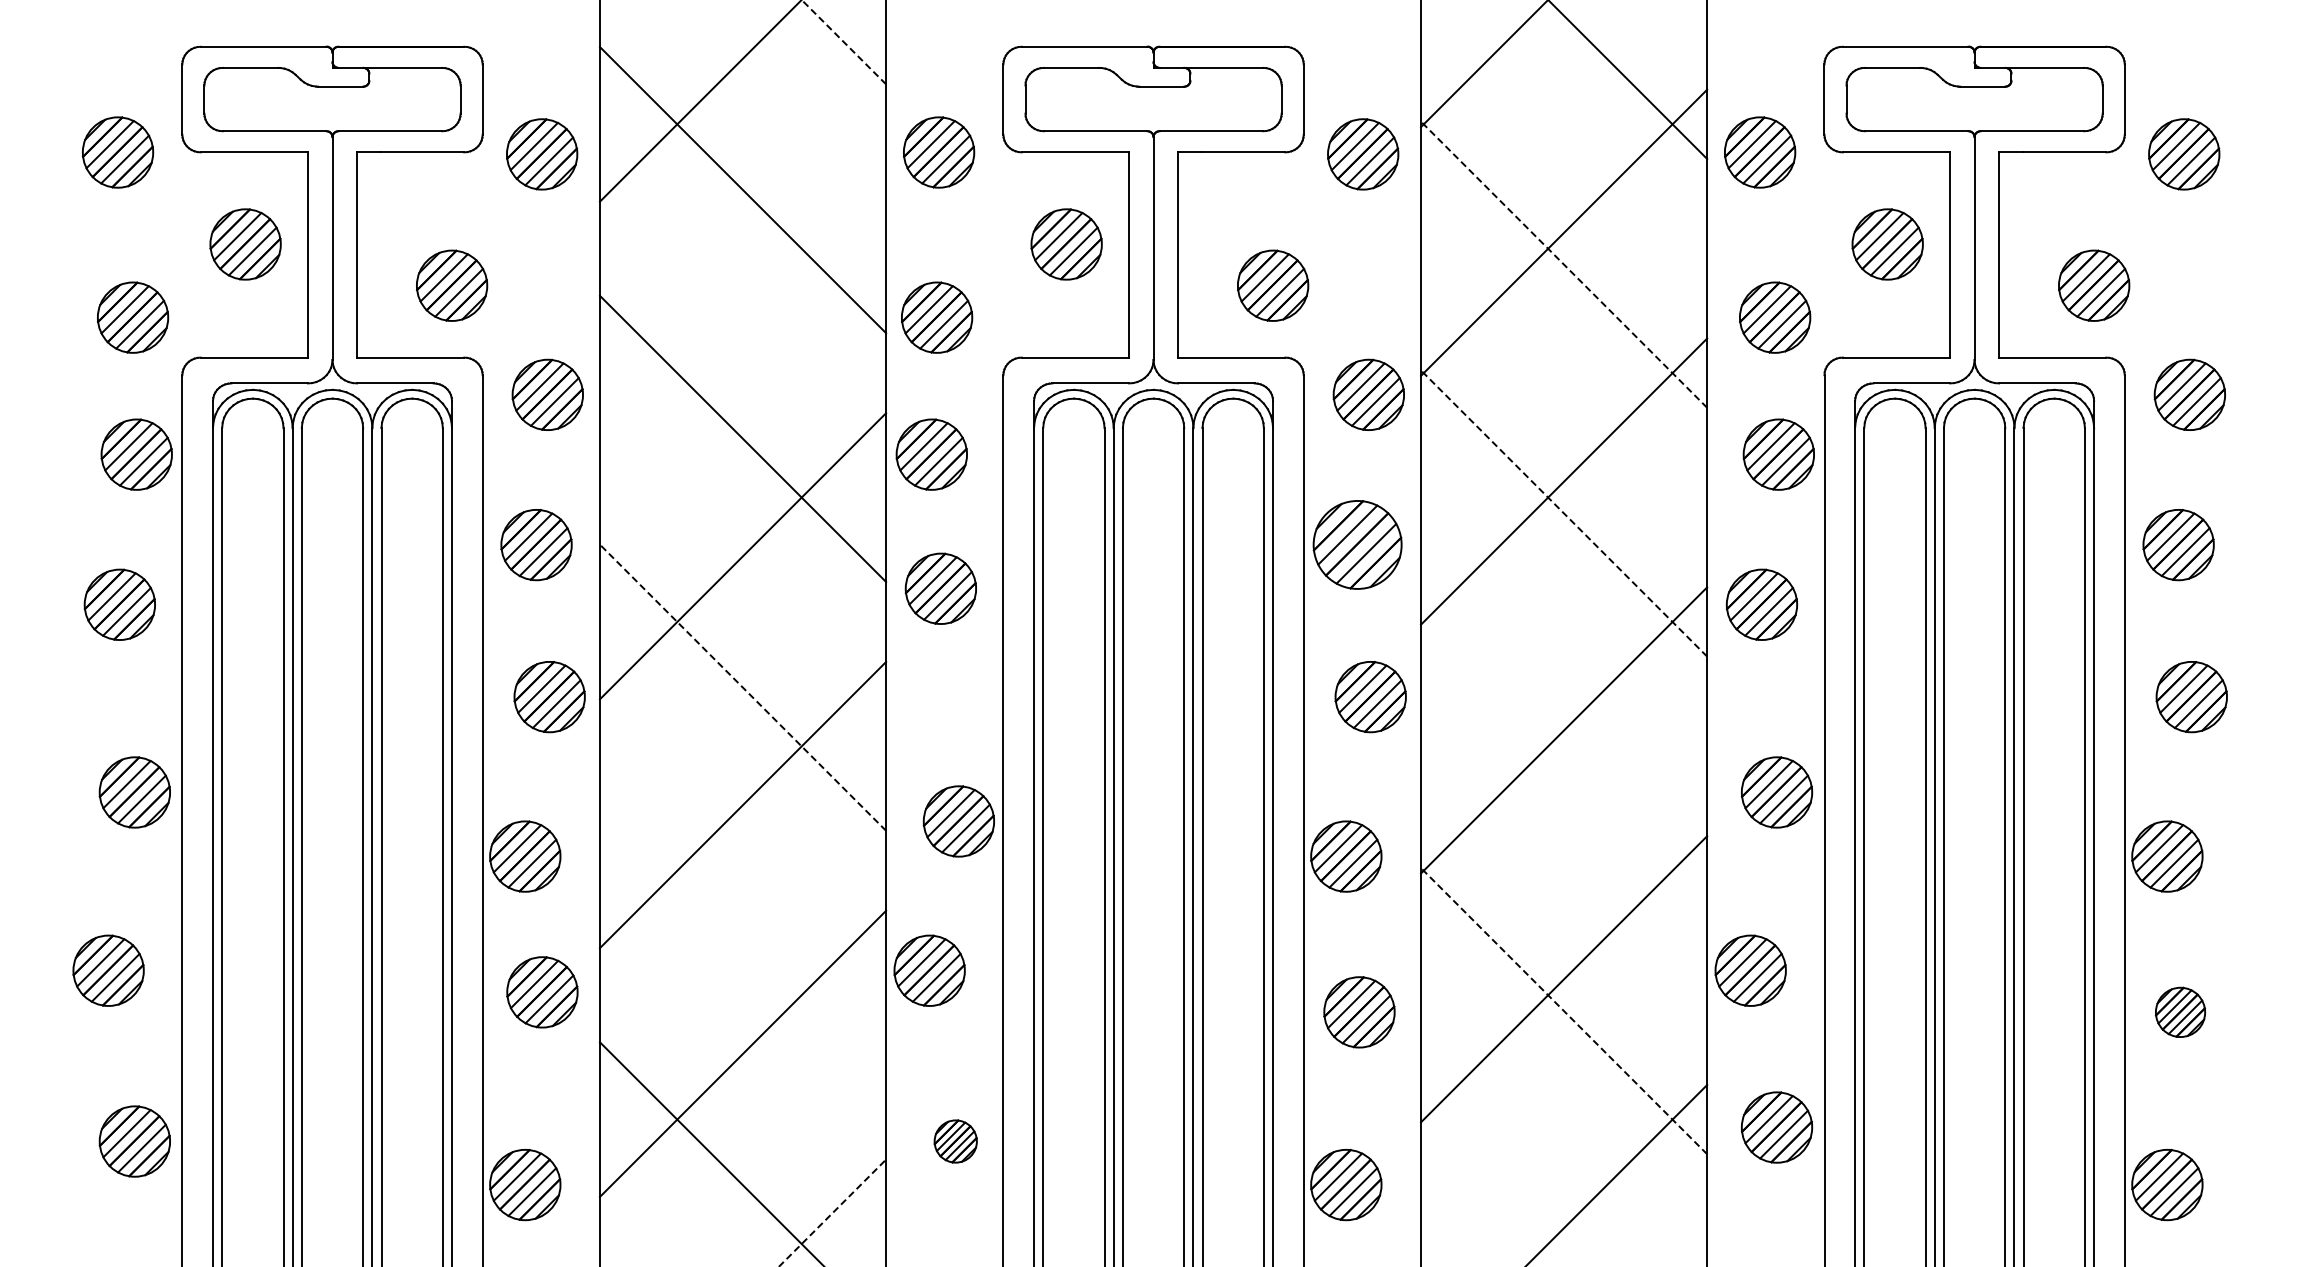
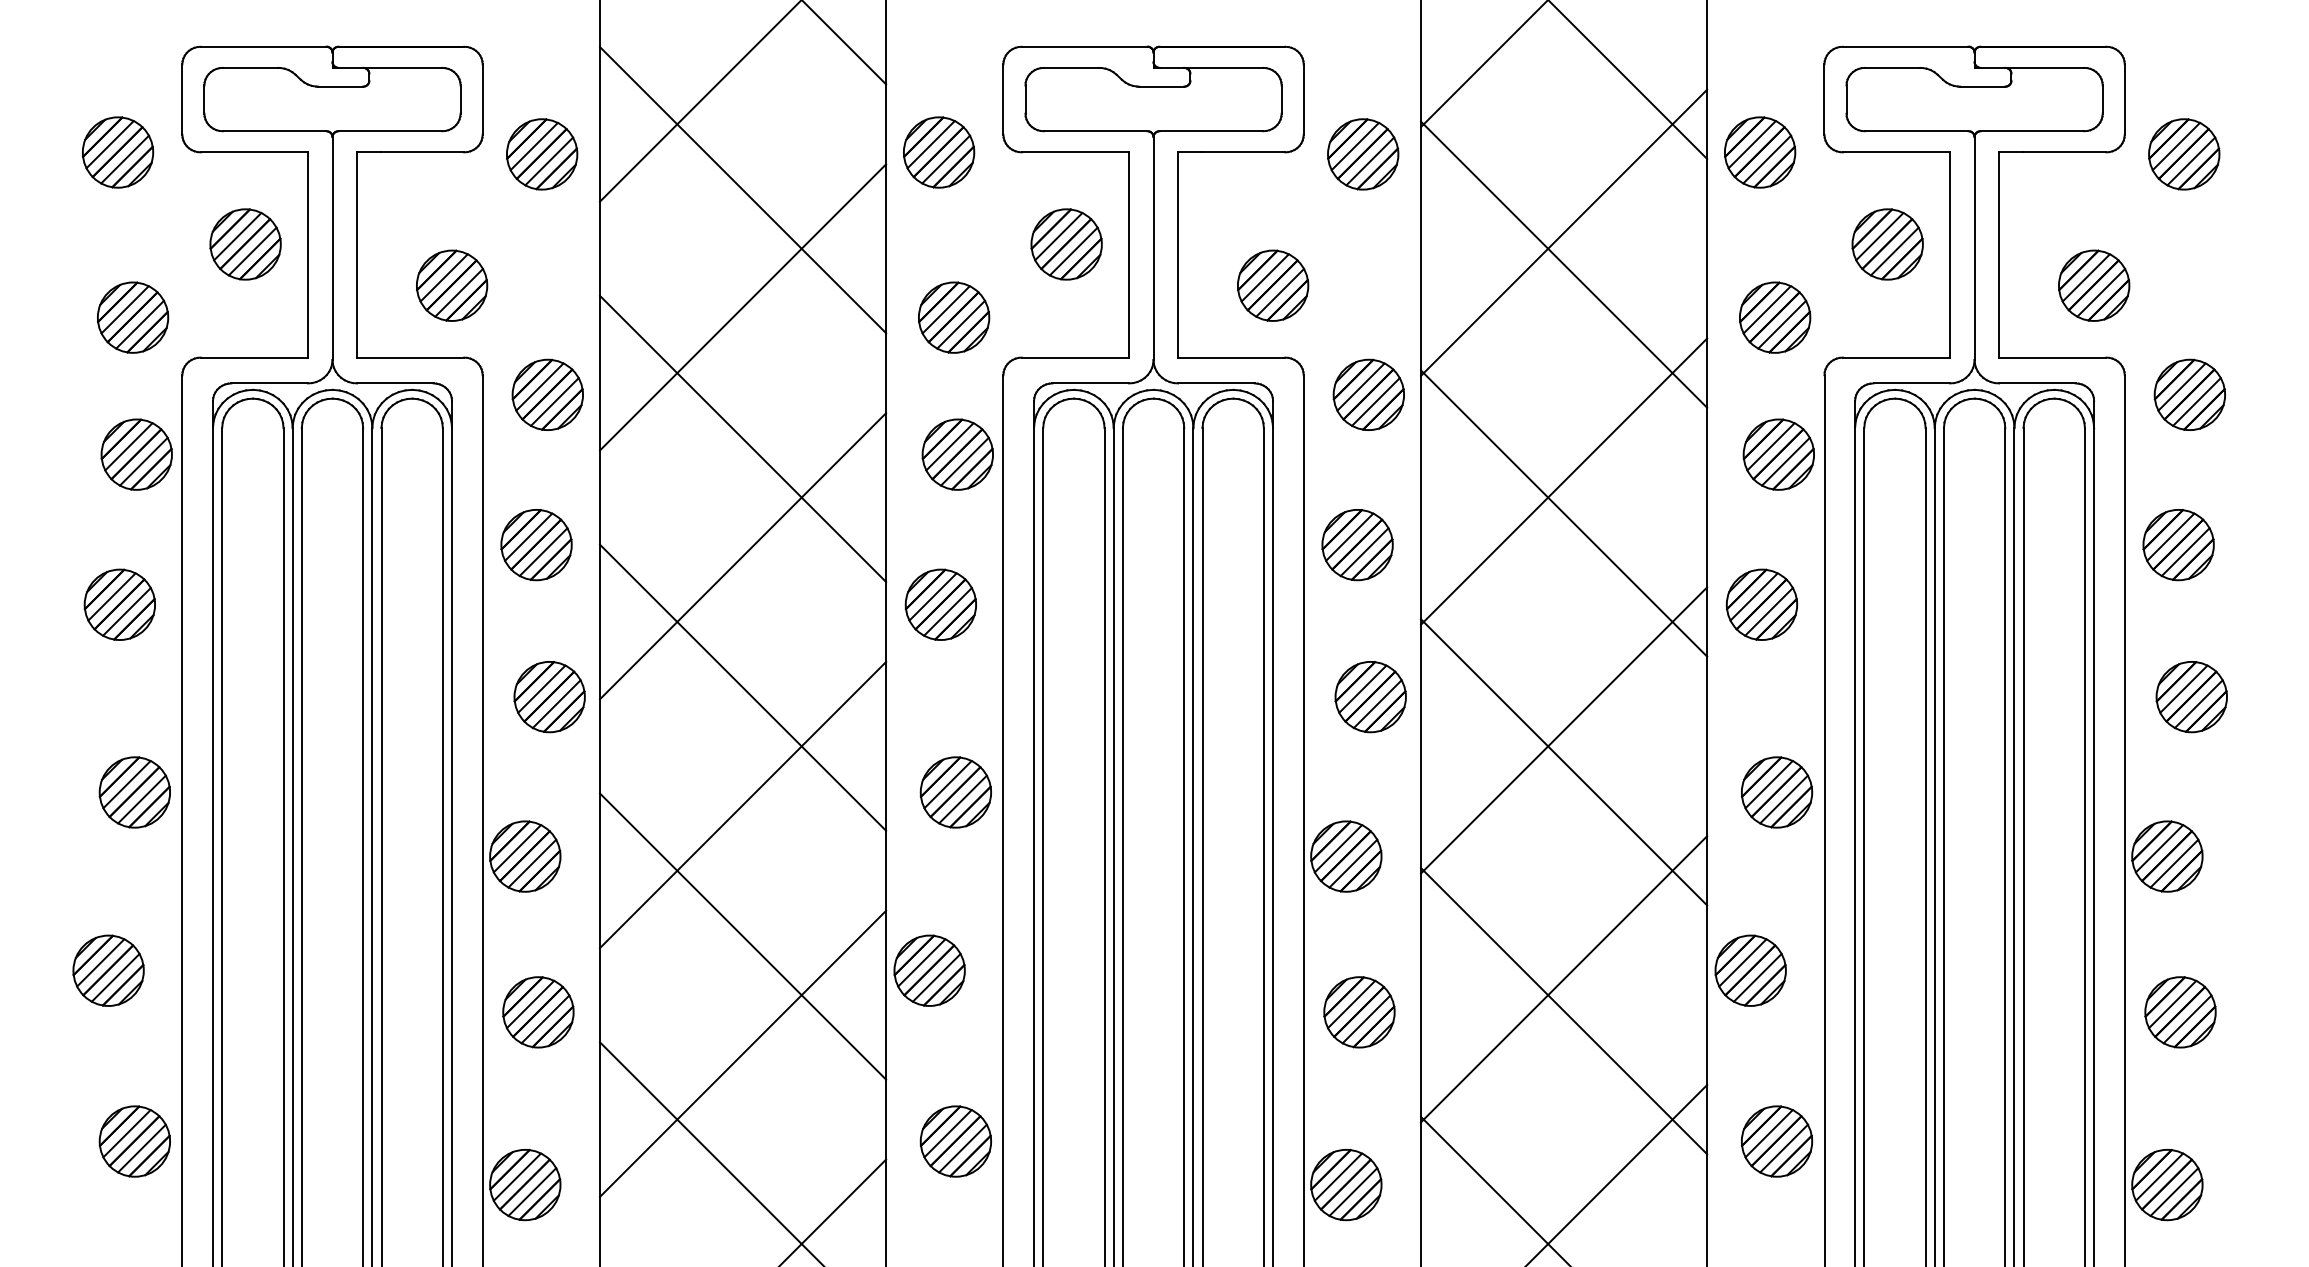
line: dashed -> solid (843, 41)
line: dashed -> solid (1563, 264)
line: none -> present (742, 307)
part position: (937, 317) -> (954, 317) (954, 317)
part position: (931, 454) -> (957, 454) (957, 454)
line: dashed -> solid (1563, 513)
part size: 91x90 px -> 73x73 px (1357, 545)
part position: (940, 588) -> (940, 604) (940, 604)
line: dashed -> solid (742, 687)
line: none -> present (1564, 762)
part position: (958, 821) -> (955, 792) (955, 792)
line: none -> present (742, 936)
part position: (542, 992) -> (538, 1012) (538, 1012)
line: dashed -> solid (1563, 1010)
part size: 52x52 px -> 73x73 px (2180, 1012)
part position: (1776, 1127) -> (1776, 1141) (1776, 1141)
part size: 45x45 px -> 73x73 px (955, 1141)
line: none -> present (1494, 1189)
line: dashed -> solid (833, 1212)
